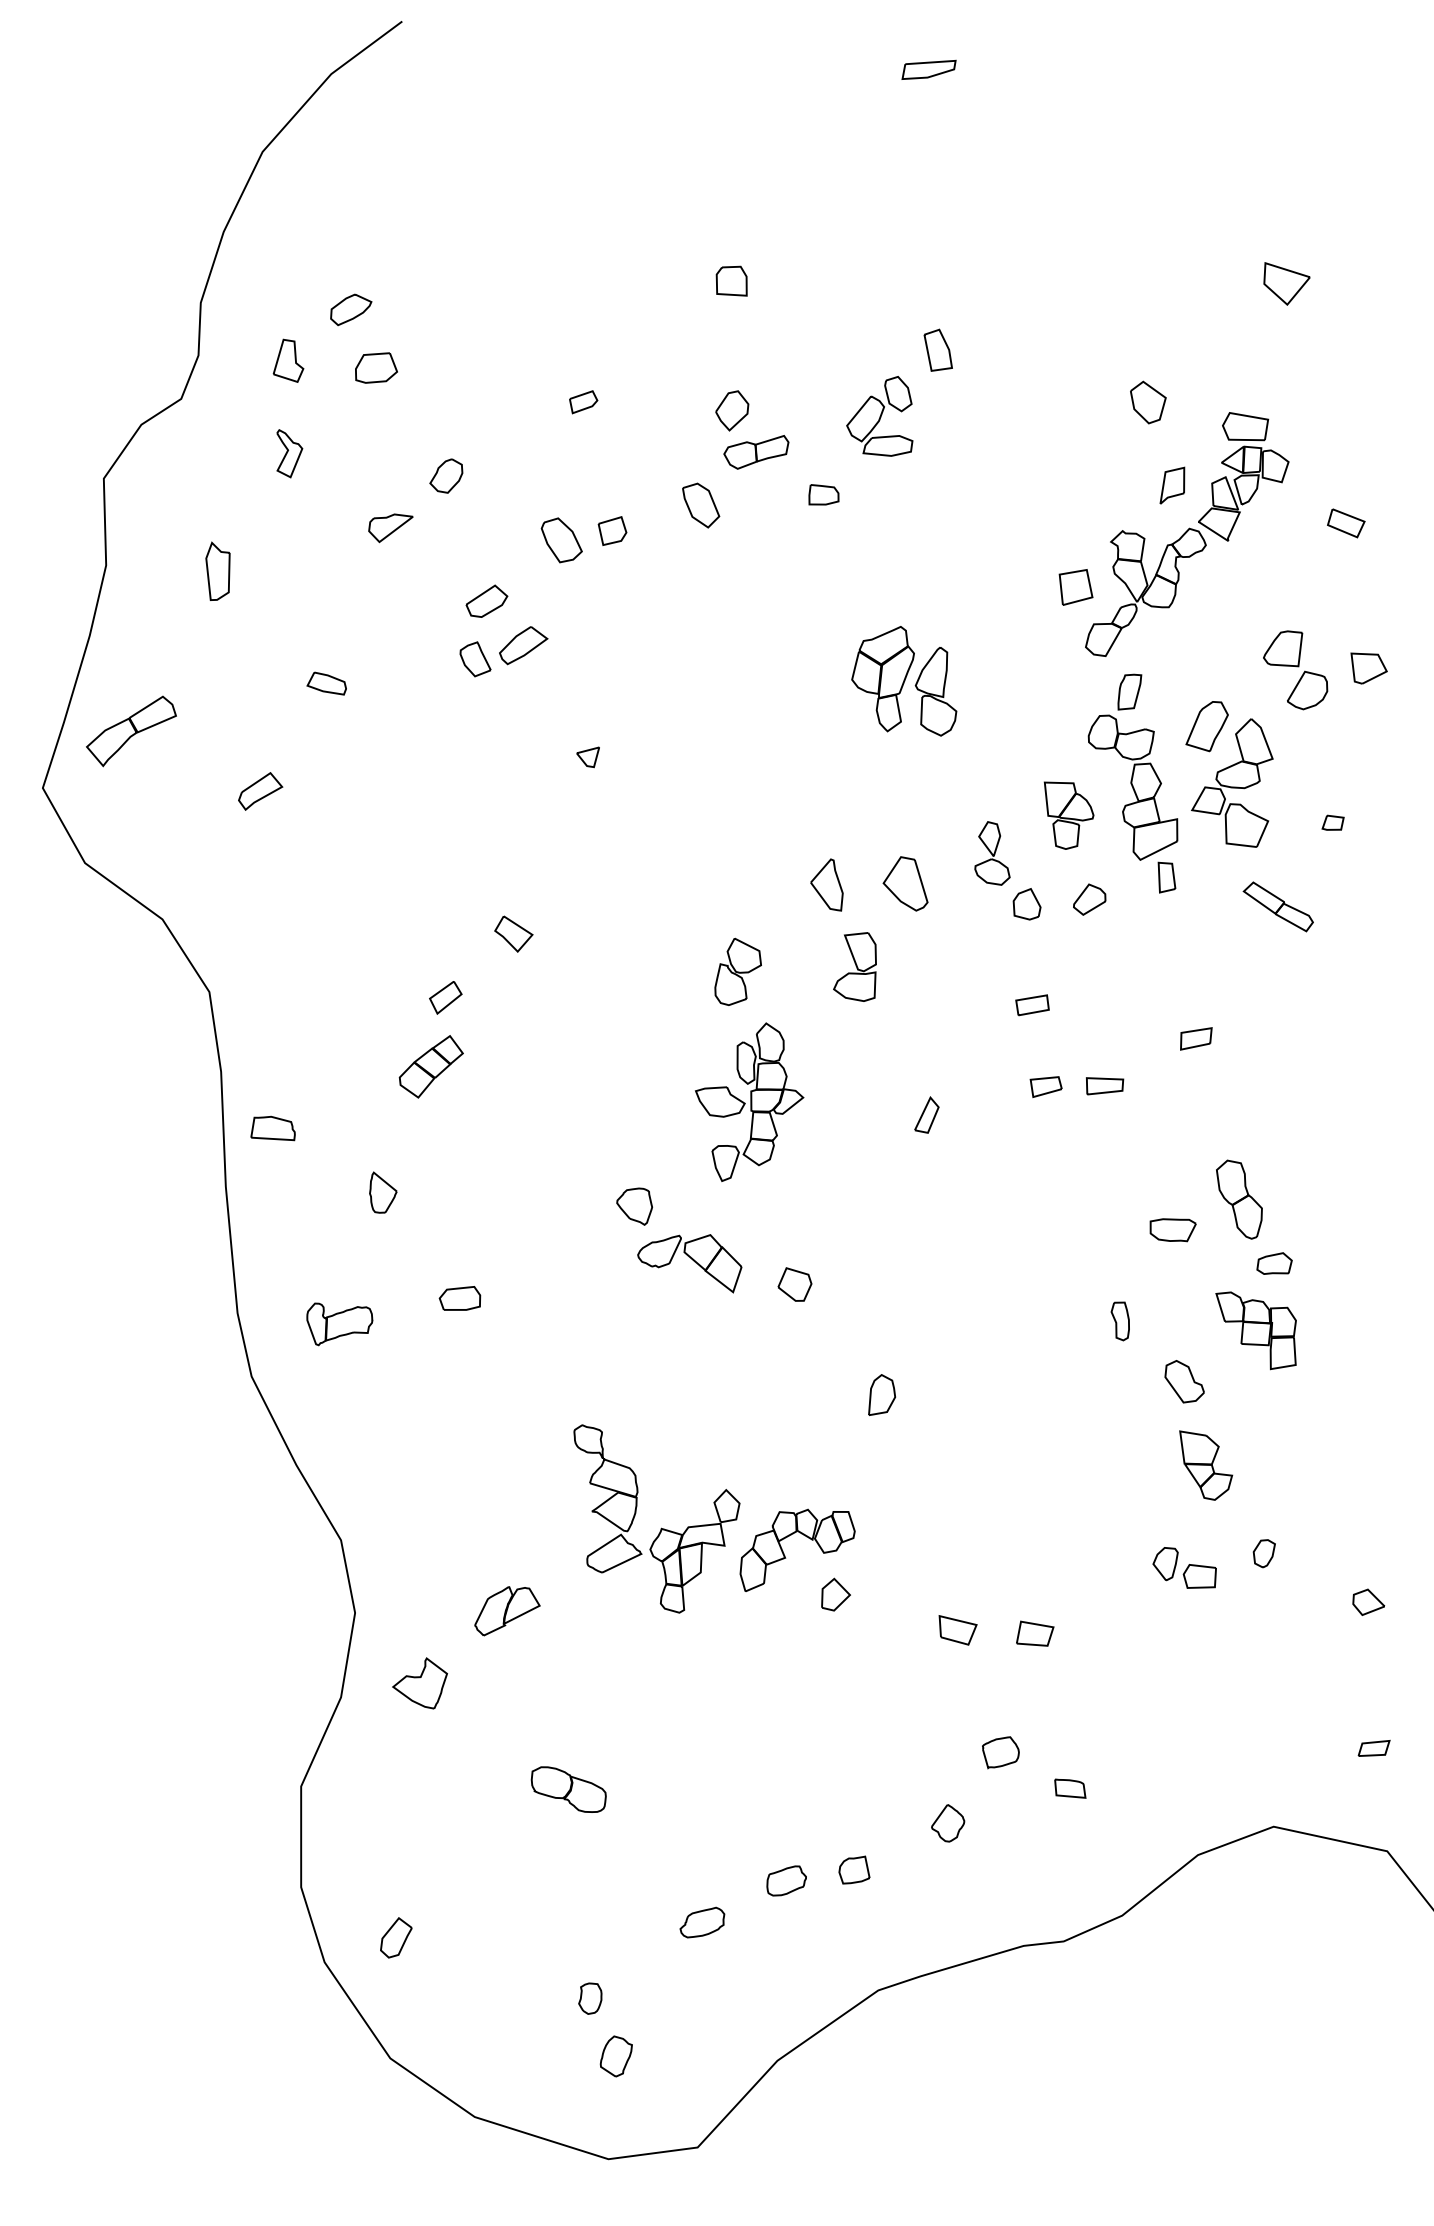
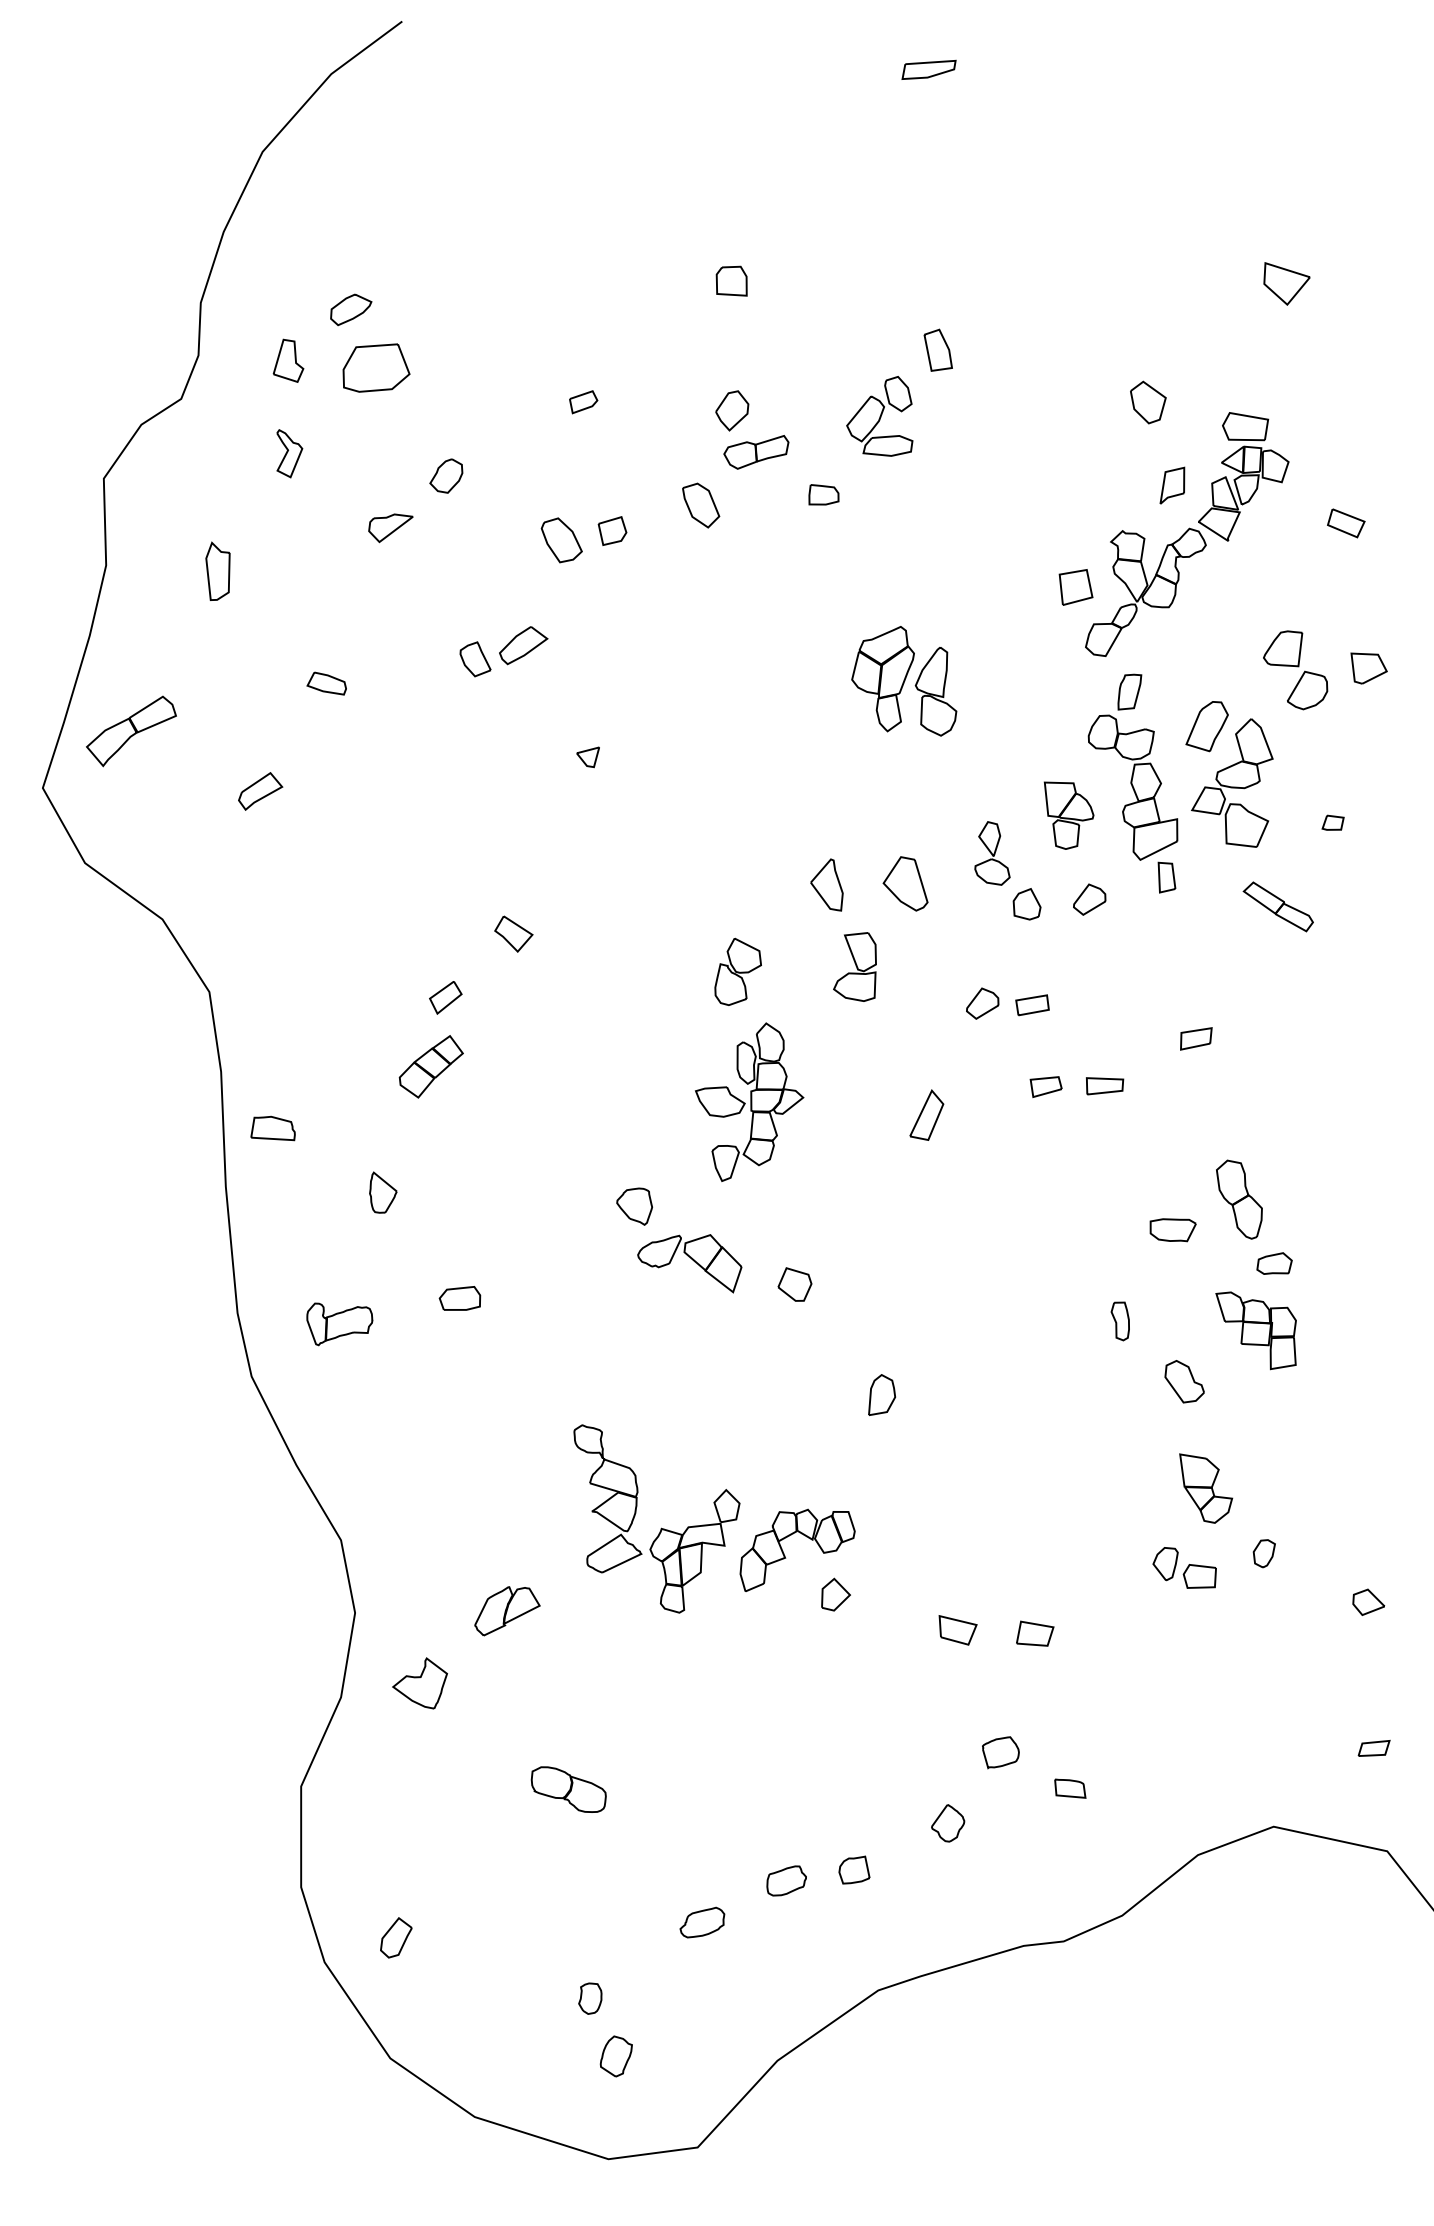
part size: 43x32 px -> 69x50 px (376, 367)
part: present -> none (486, 600)
part: none -> present (982, 1003)
part size: 26x38 px -> 36x52 px (926, 1114)
part position: (1206, 1465) -> (1206, 1488) (1206, 1488)
